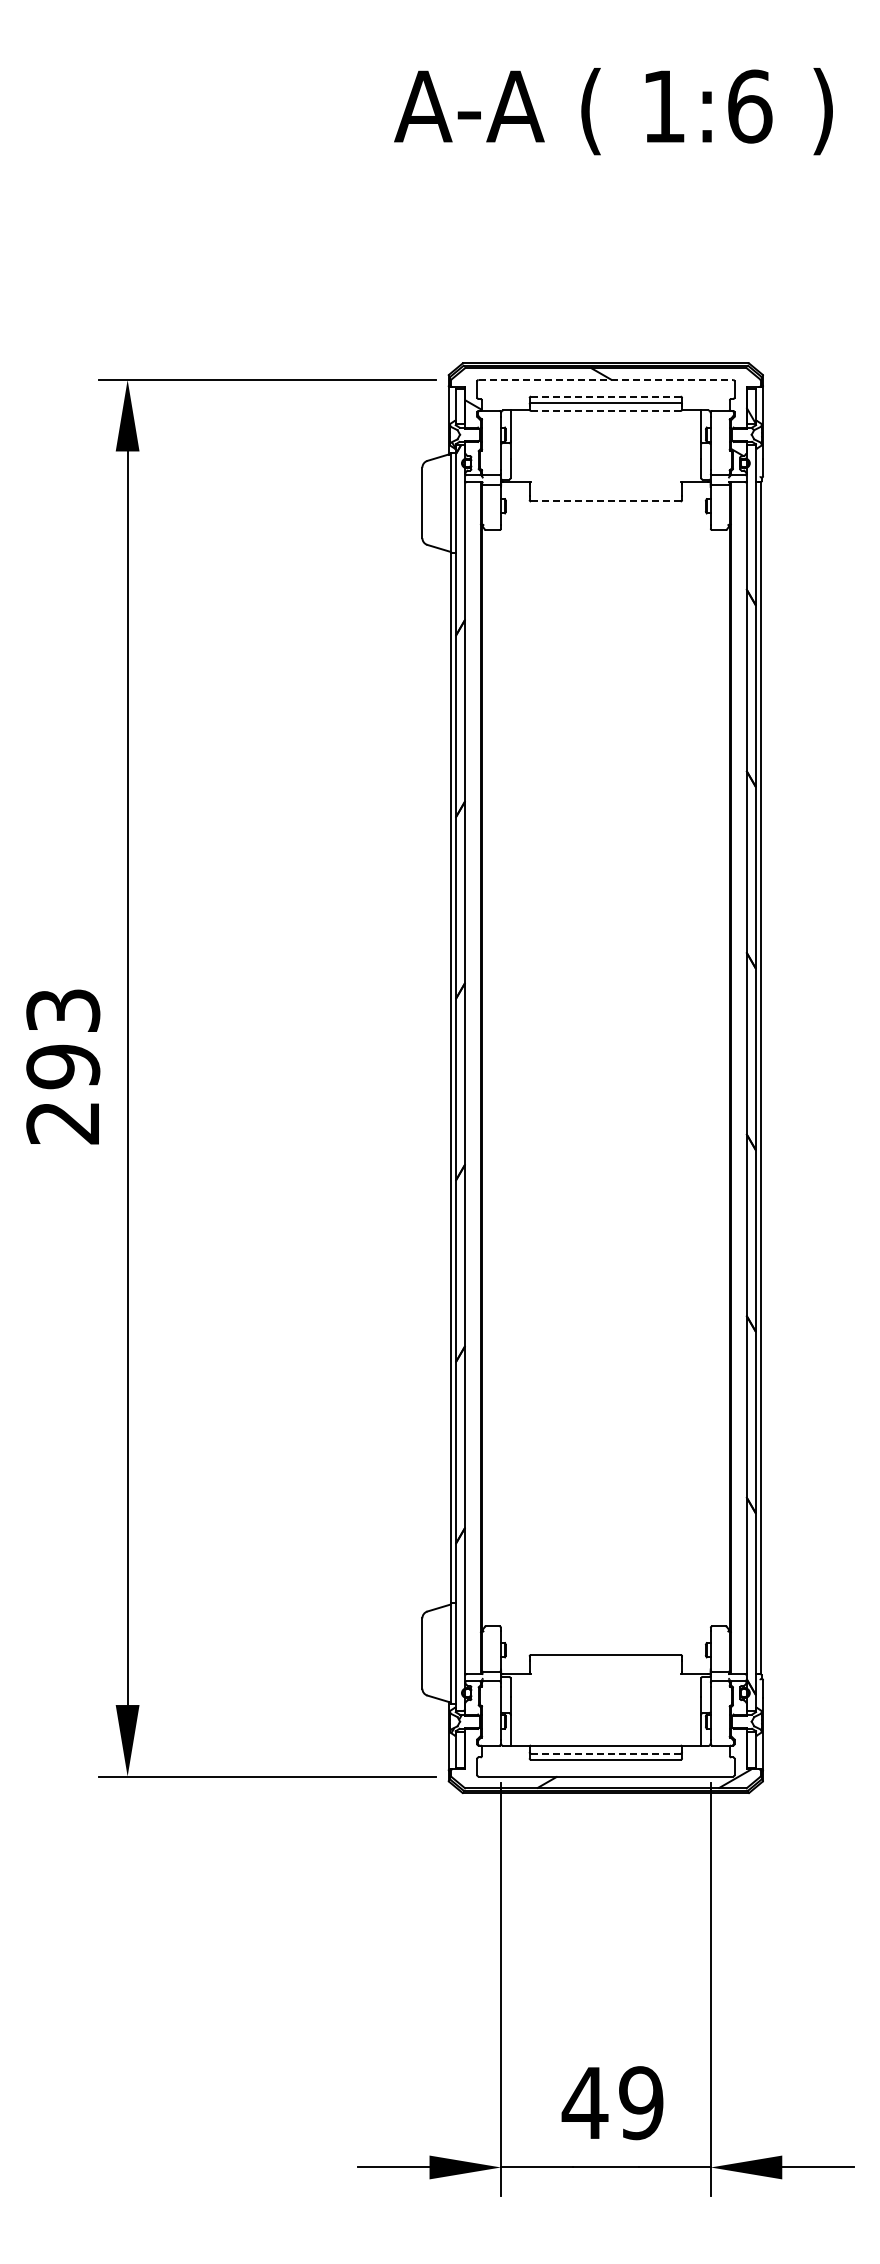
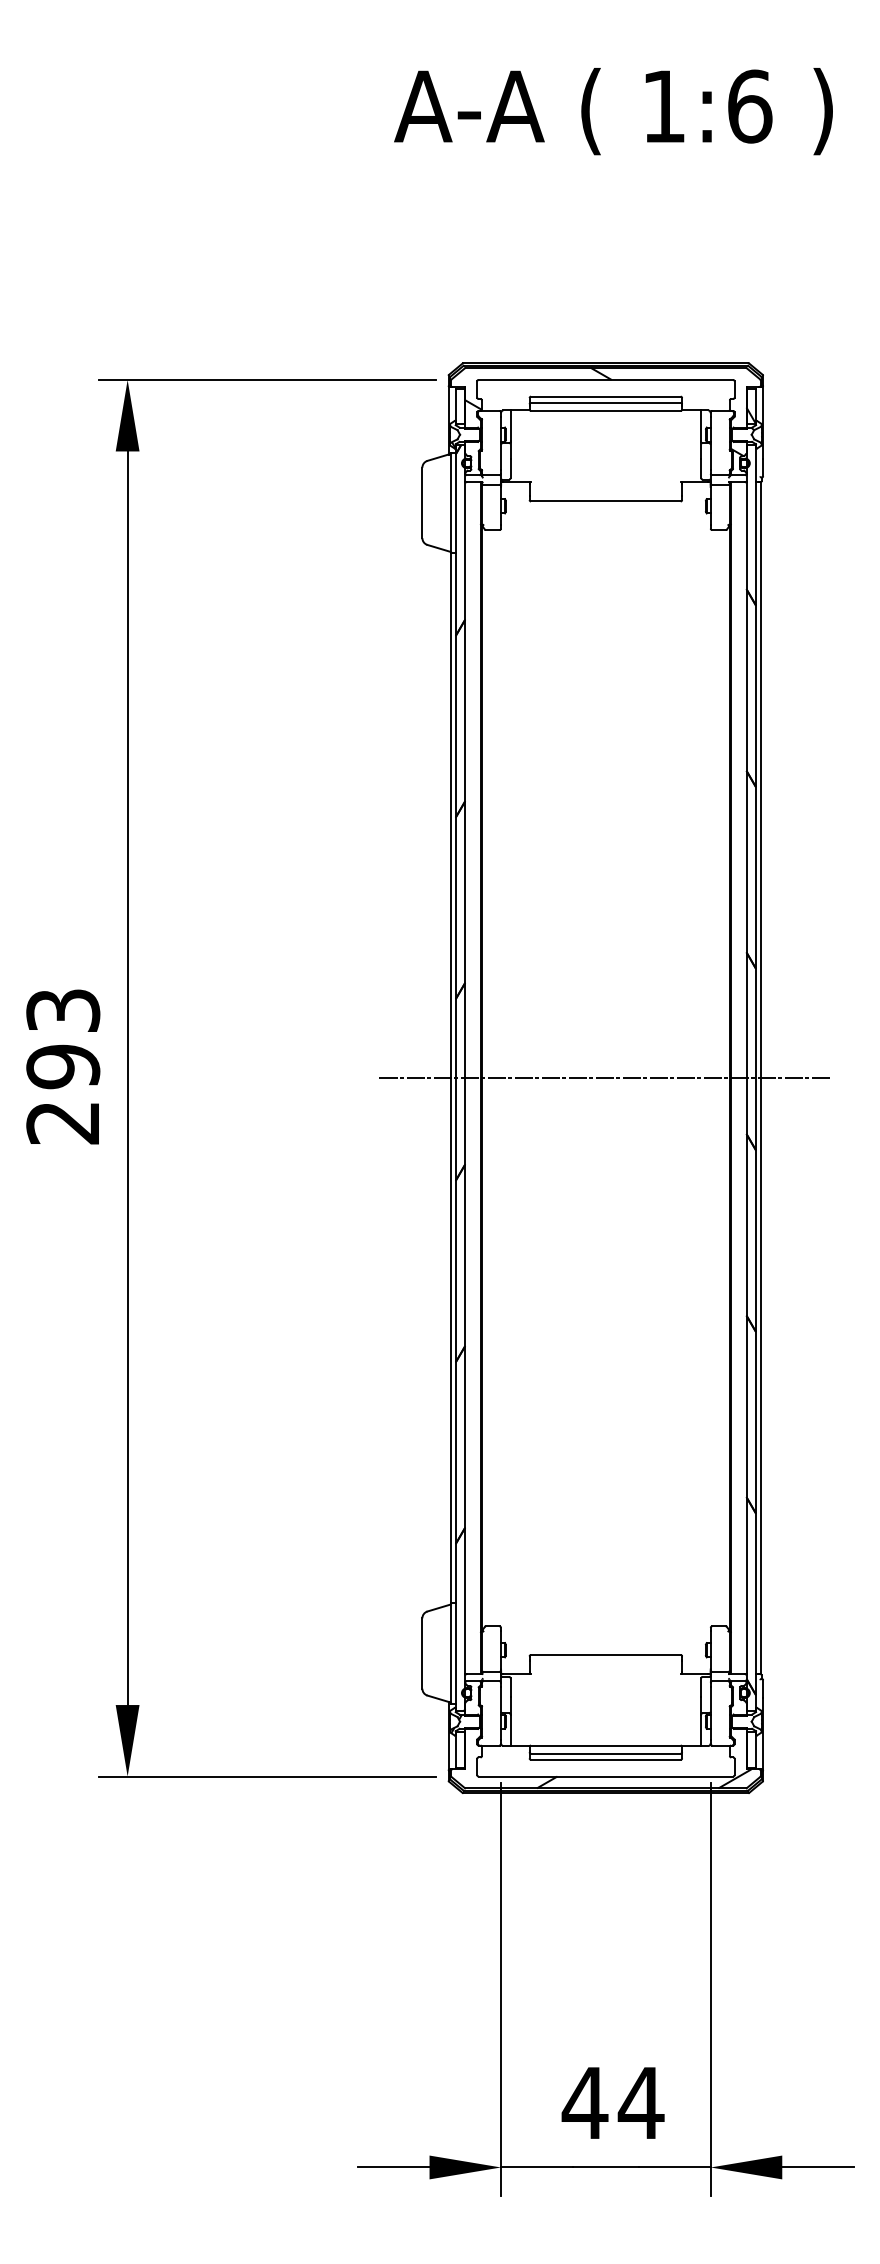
line: dashed -> solid (606, 379)
line: dashed -> solid (605, 396)
line: dashed -> solid (605, 410)
line: dashed -> solid (605, 501)
line: none -> present (605, 1078)
line: dashed -> solid (605, 1753)
text: 49 -> 44 (640, 2103)
